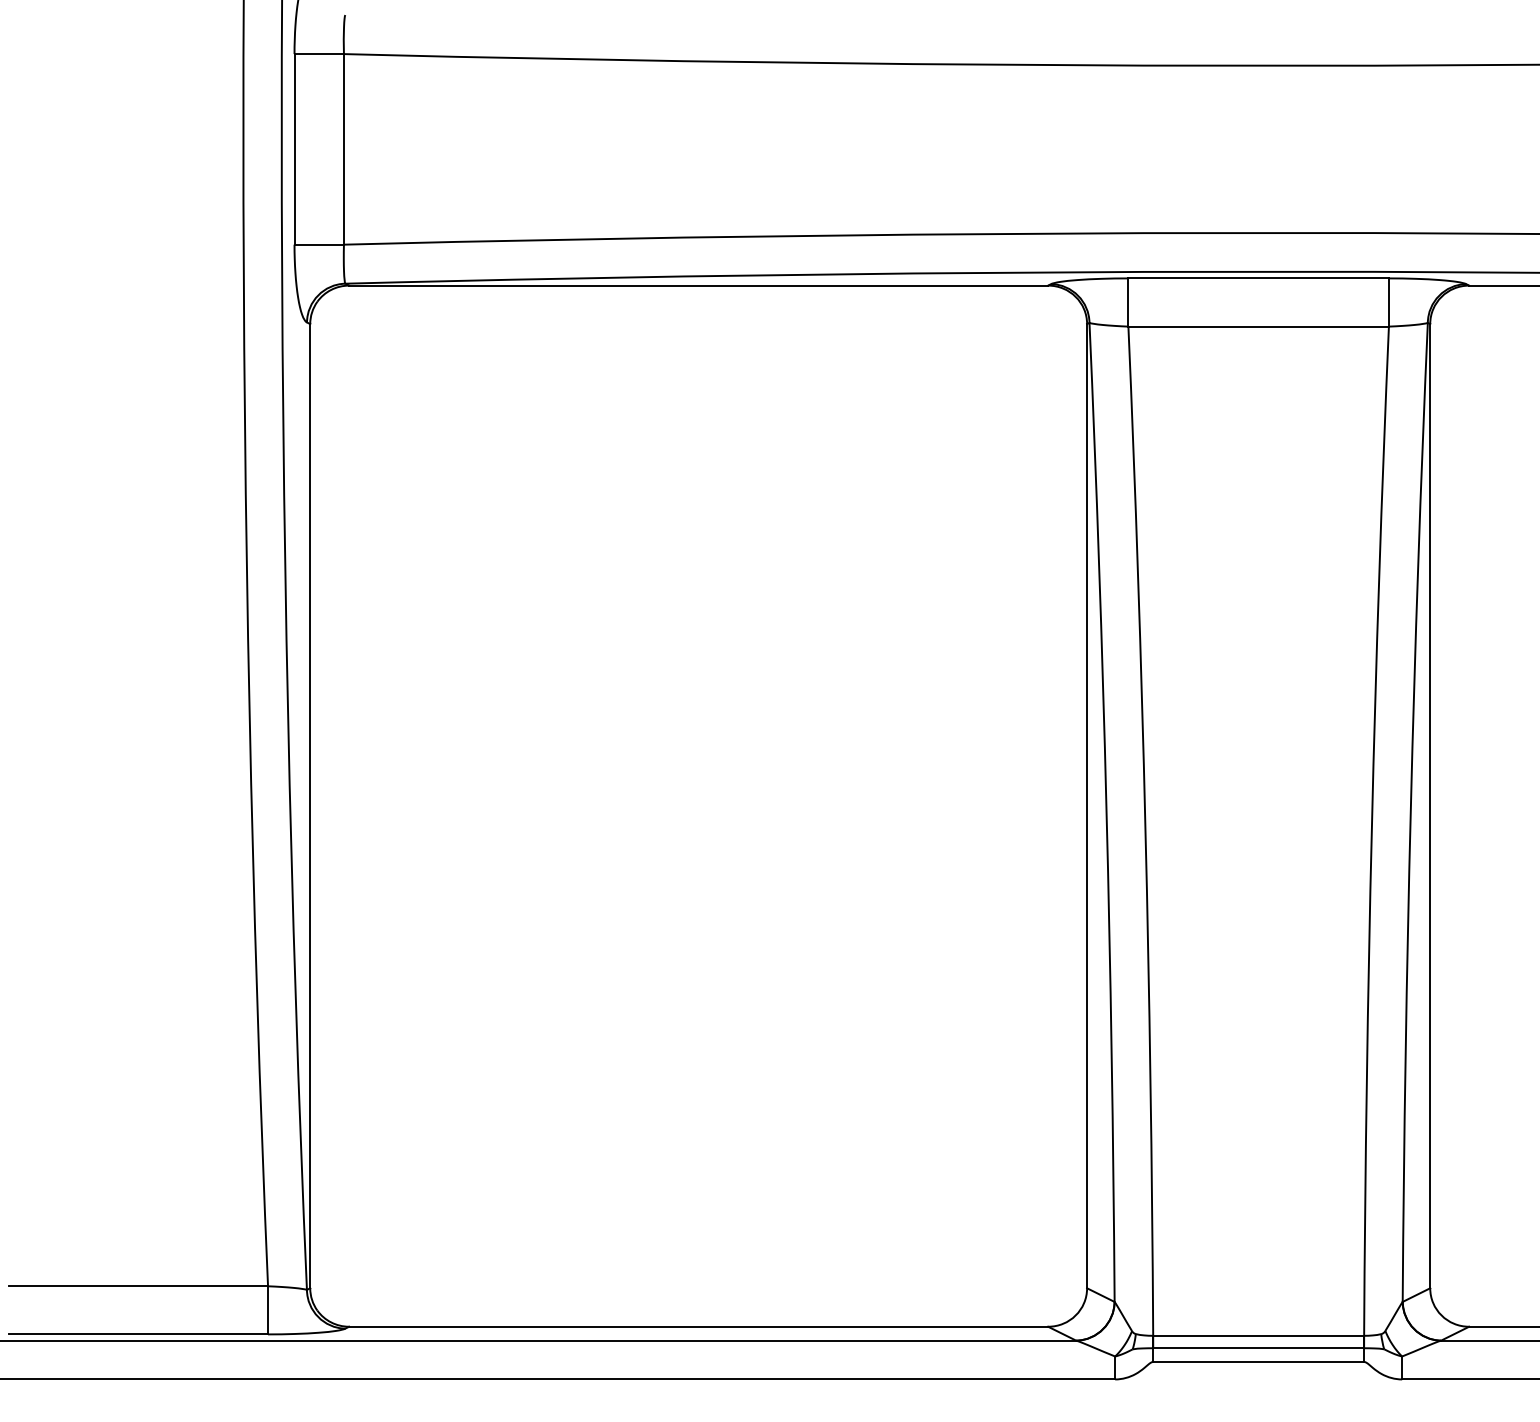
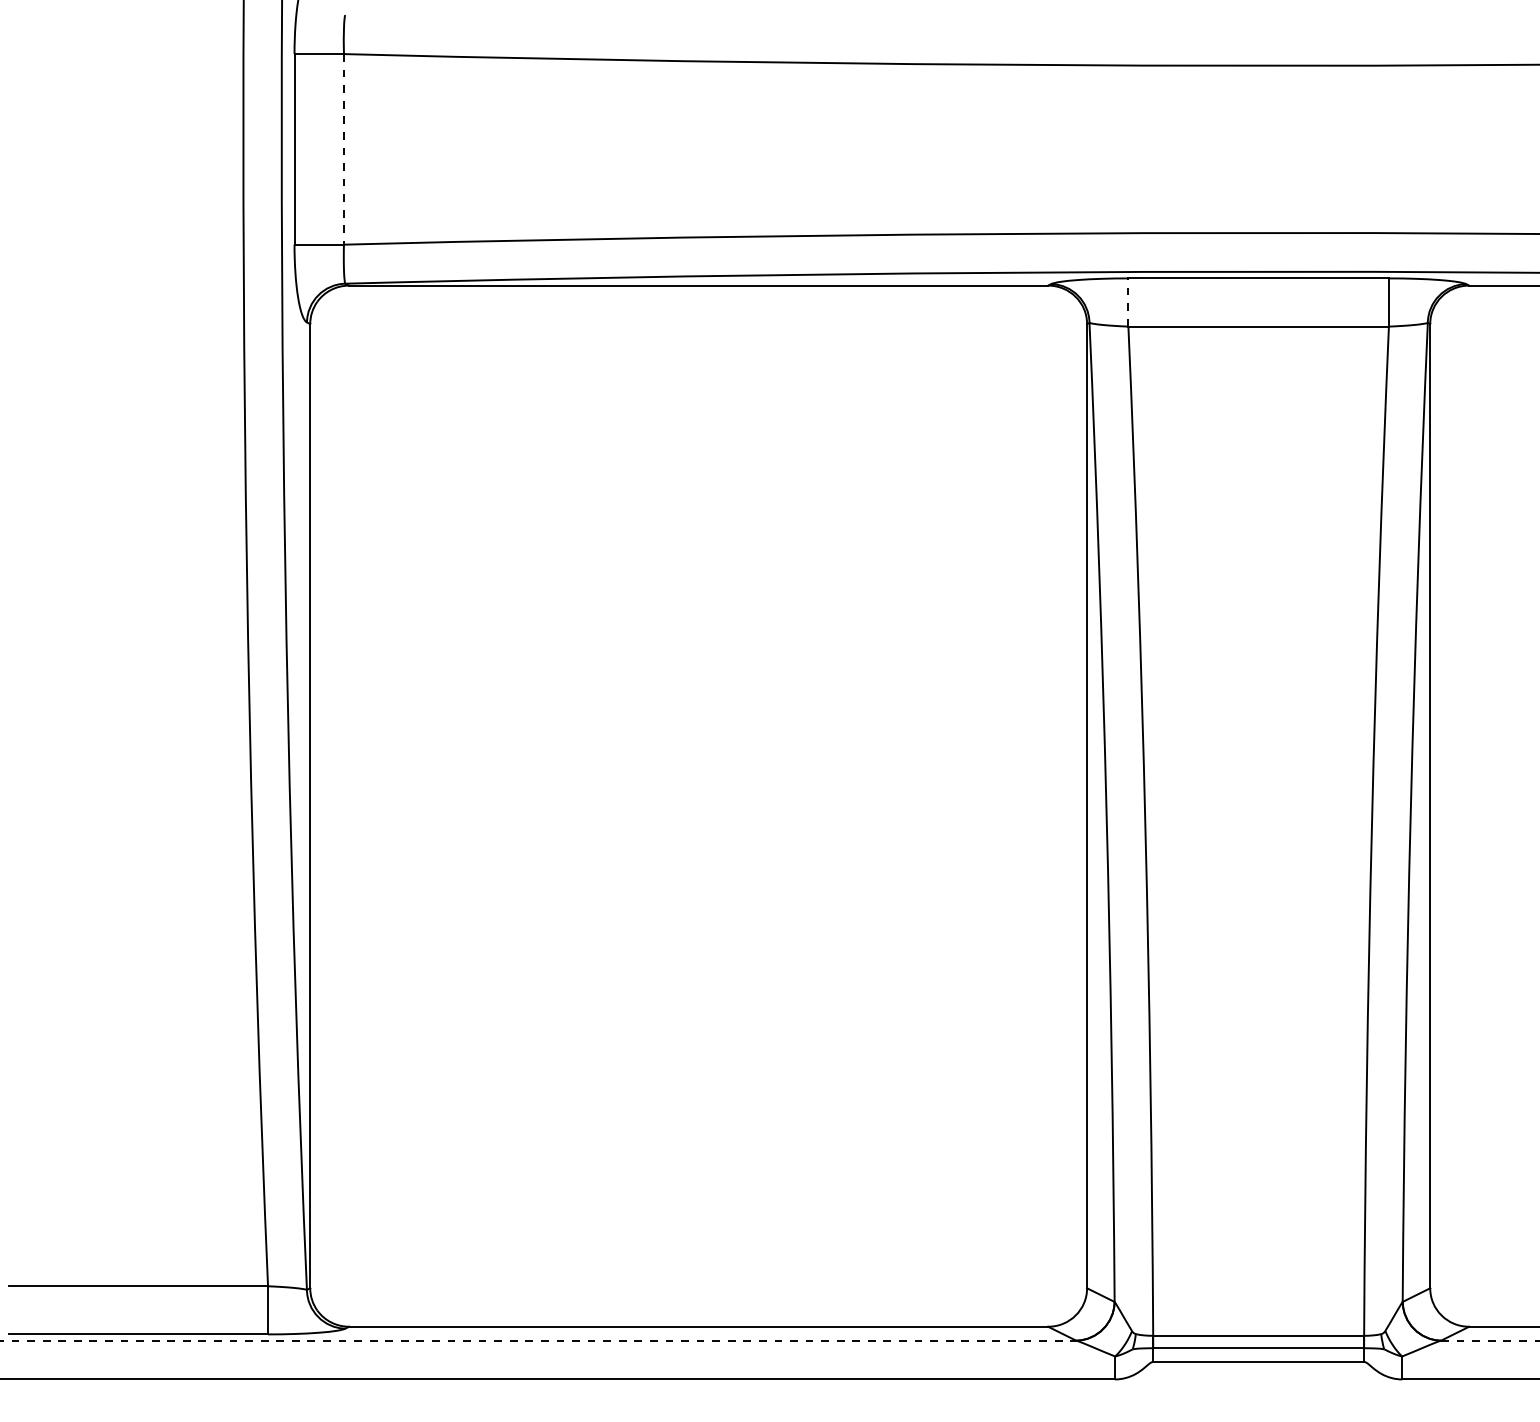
line: solid -> dashed (343, 149)
line: solid -> dashed (1128, 302)
line: solid -> dashed (538, 1340)
line: solid -> dashed (1490, 1340)
